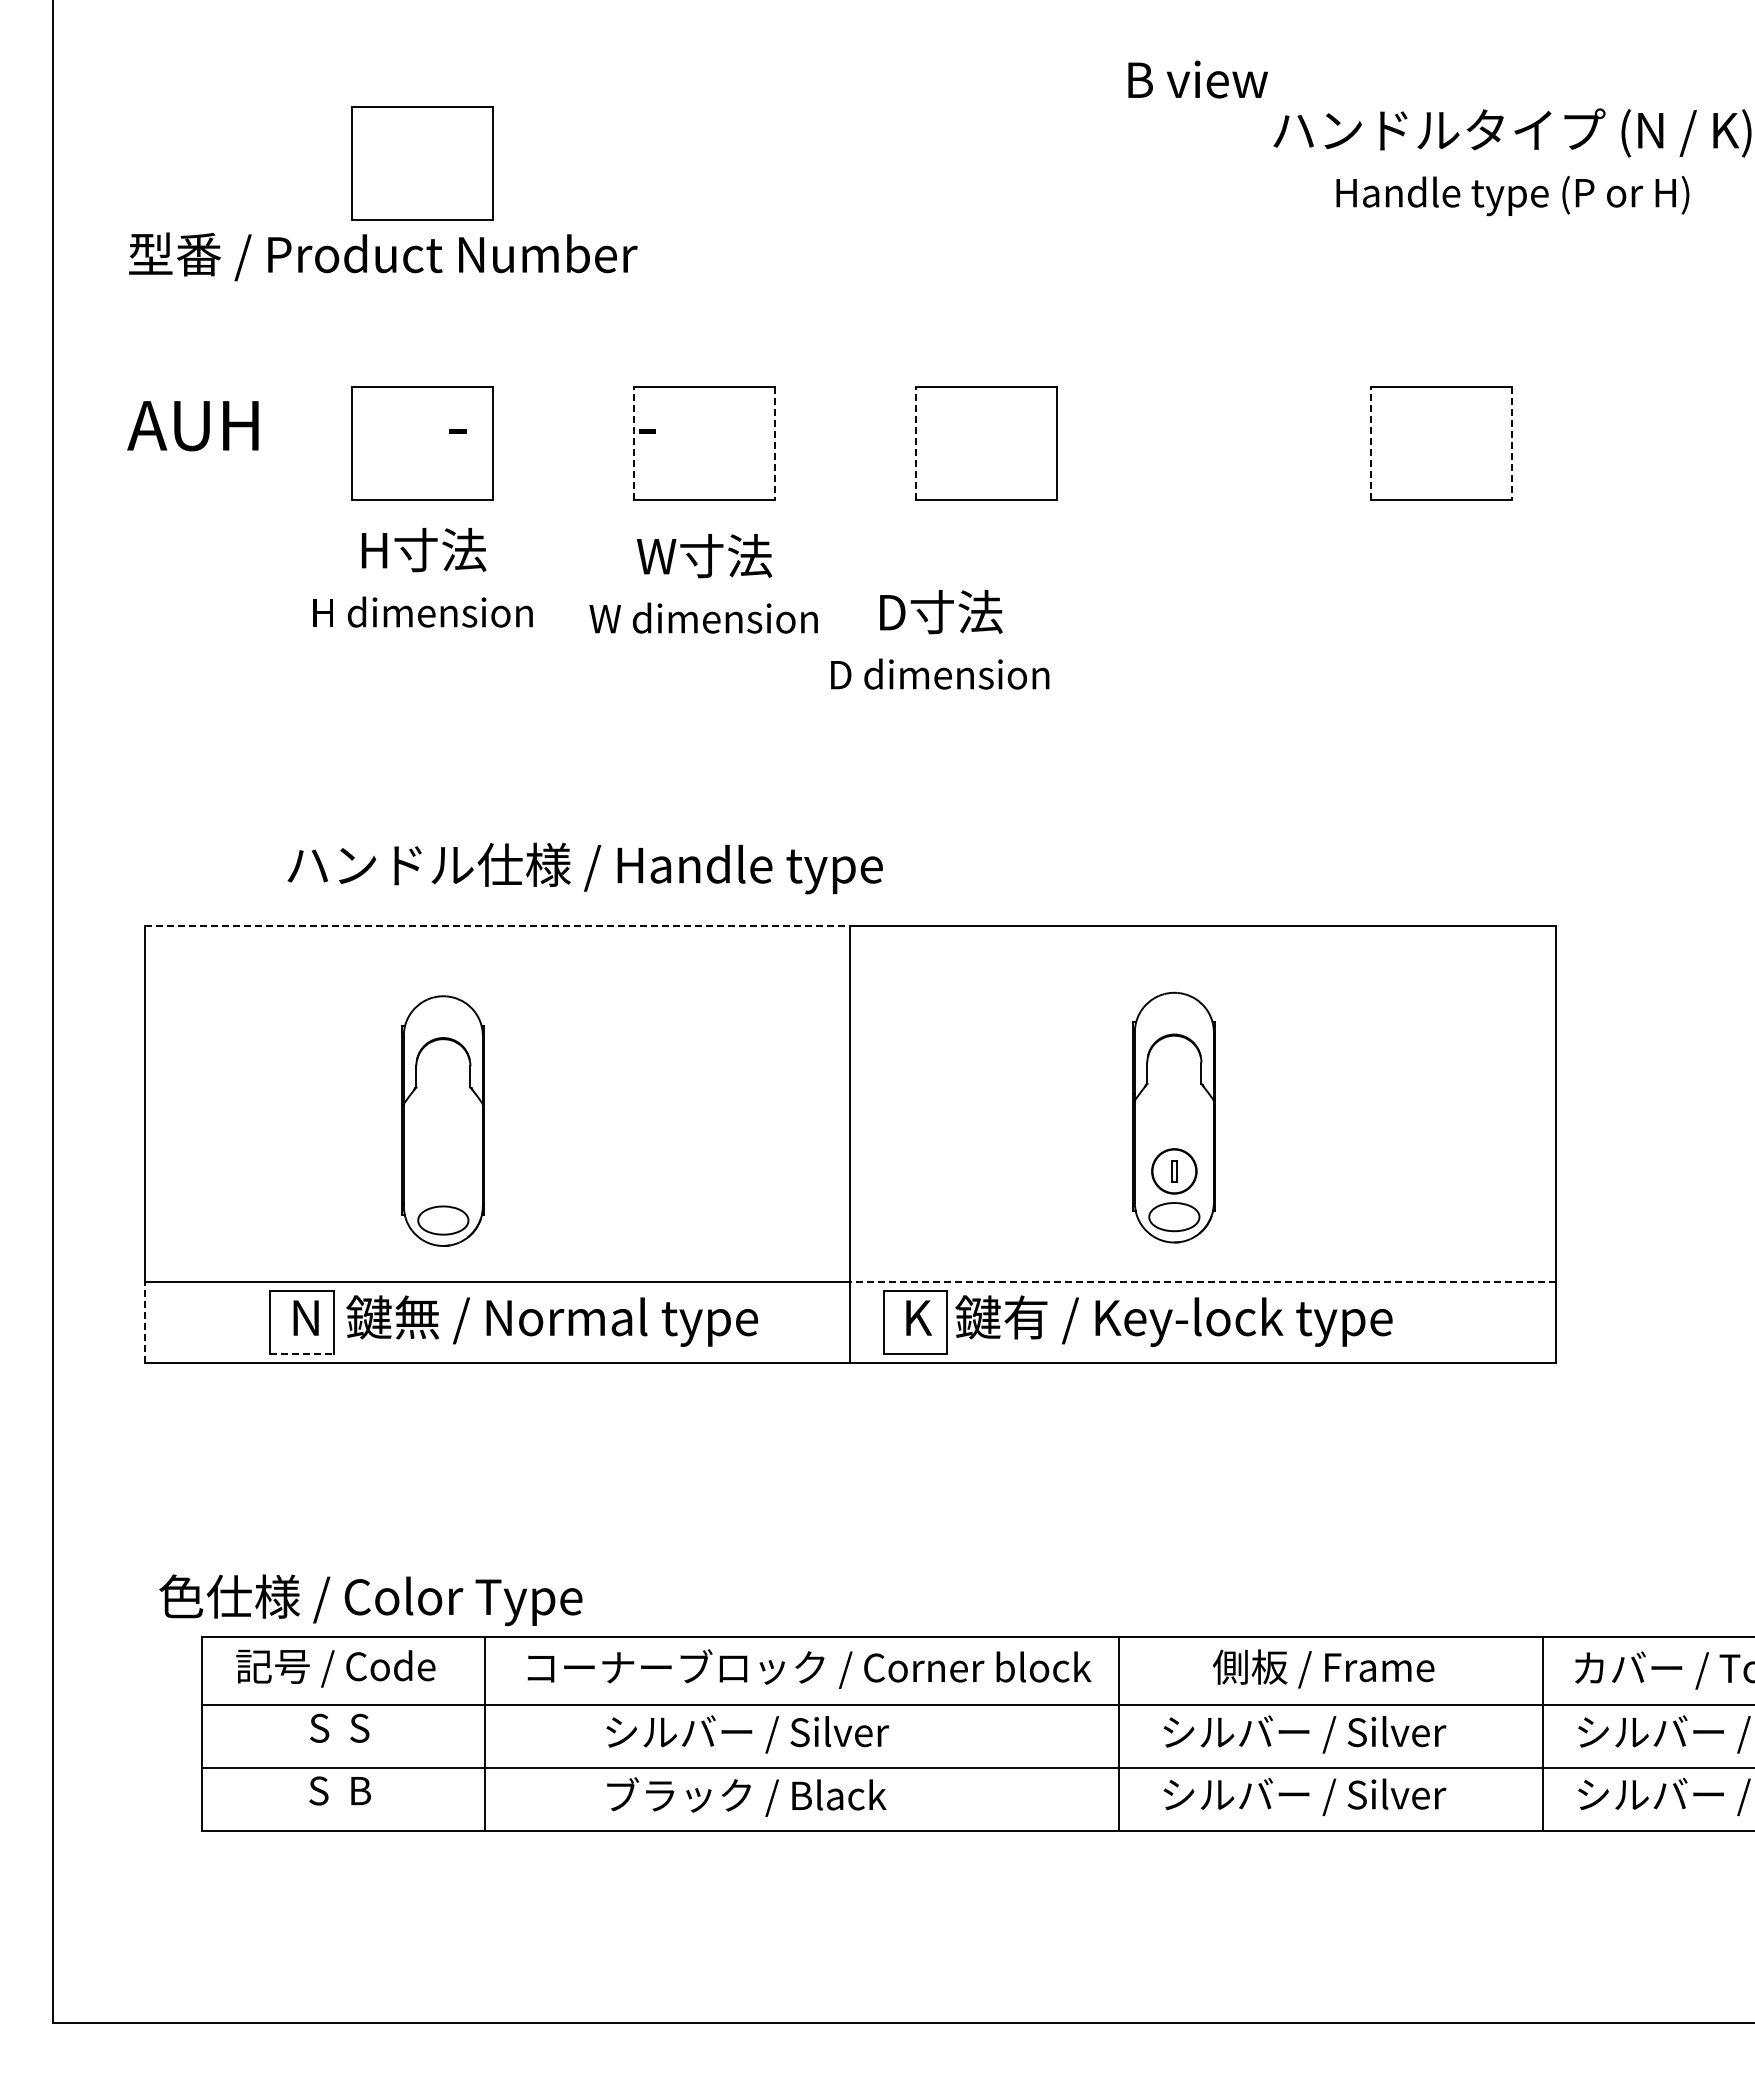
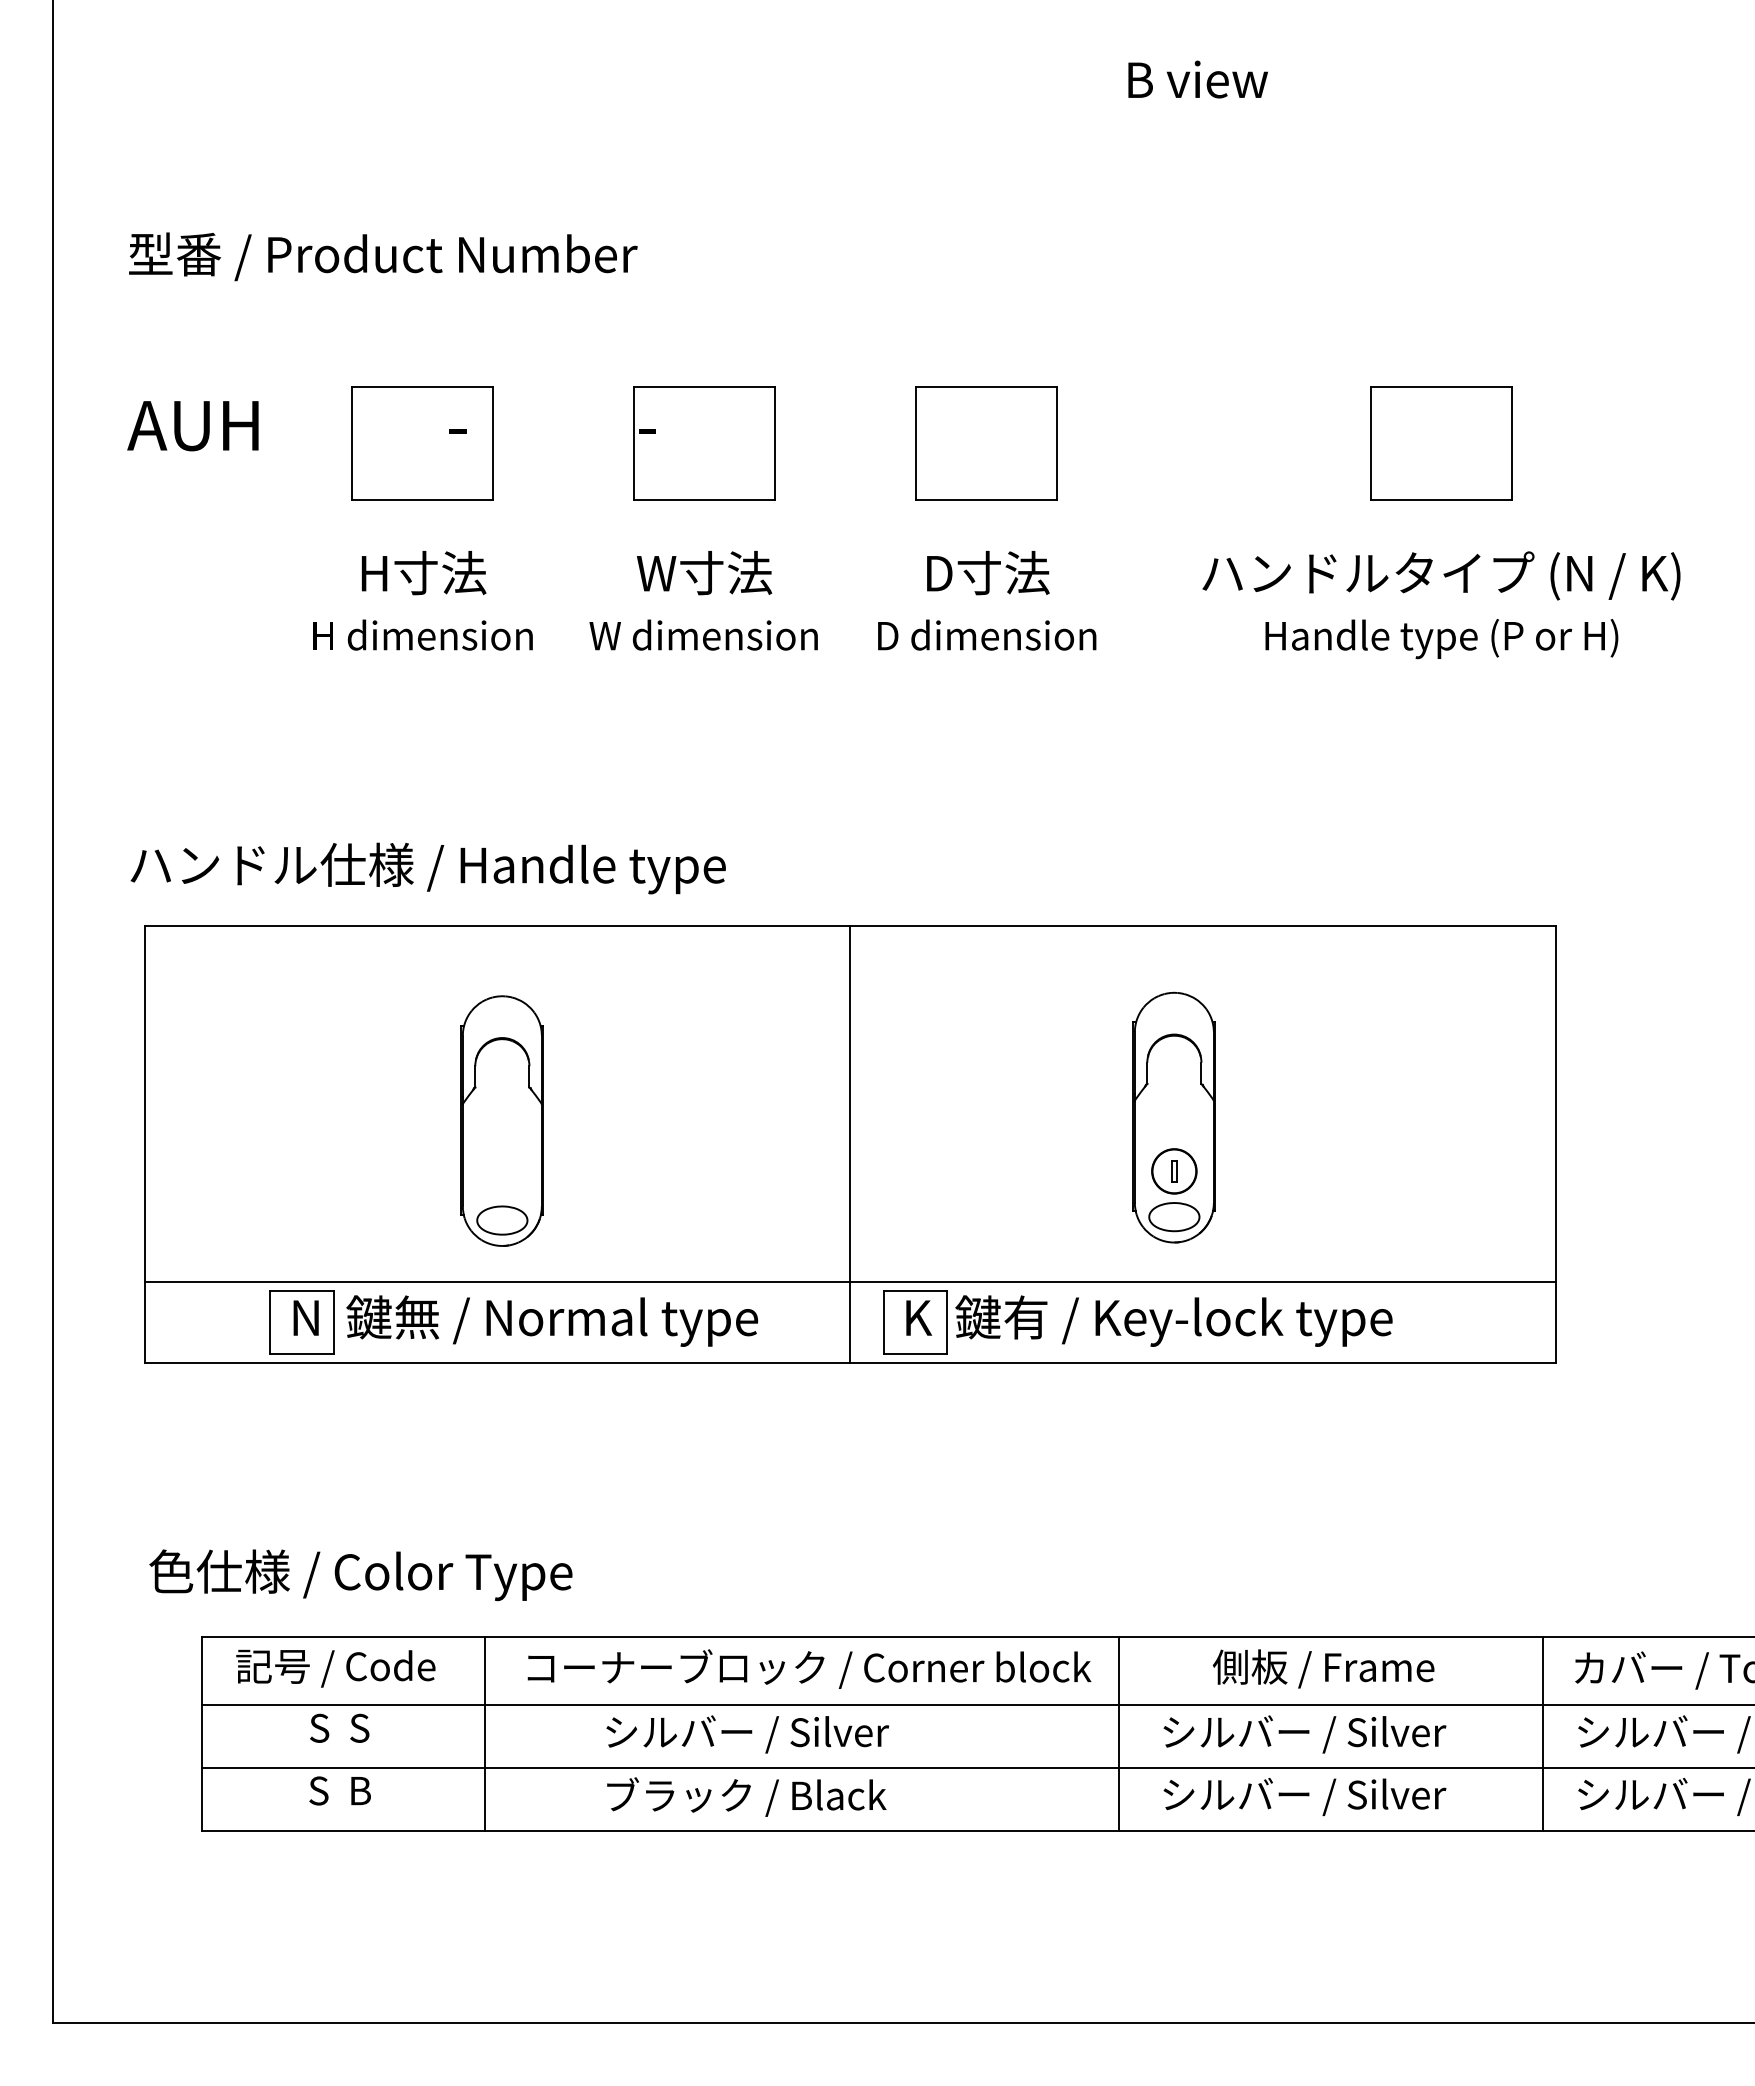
text position: (1512, 162) -> (1441, 605) (1441, 605)
part: present -> none (422, 163)
line: dashed -> solid (634, 442)
line: dashed -> solid (916, 442)
line: dashed -> solid (1371, 442)
line: dashed -> solid (775, 443)
line: dashed -> solid (1512, 443)
text position: (422, 577) -> (422, 600) (422, 600)
text position: (703, 583) -> (703, 600) (703, 600)
text position: (940, 639) -> (987, 600) (987, 600)
text position: (584, 868) -> (427, 868) (427, 868)
line: dashed -> solid (497, 925)
part position: (442, 1120) -> (501, 1120) (501, 1120)
line: dashed -> solid (1202, 1282)
line: dashed -> solid (145, 1322)
line: dashed -> solid (302, 1354)
text position: (370, 1600) -> (360, 1575) (360, 1575)
